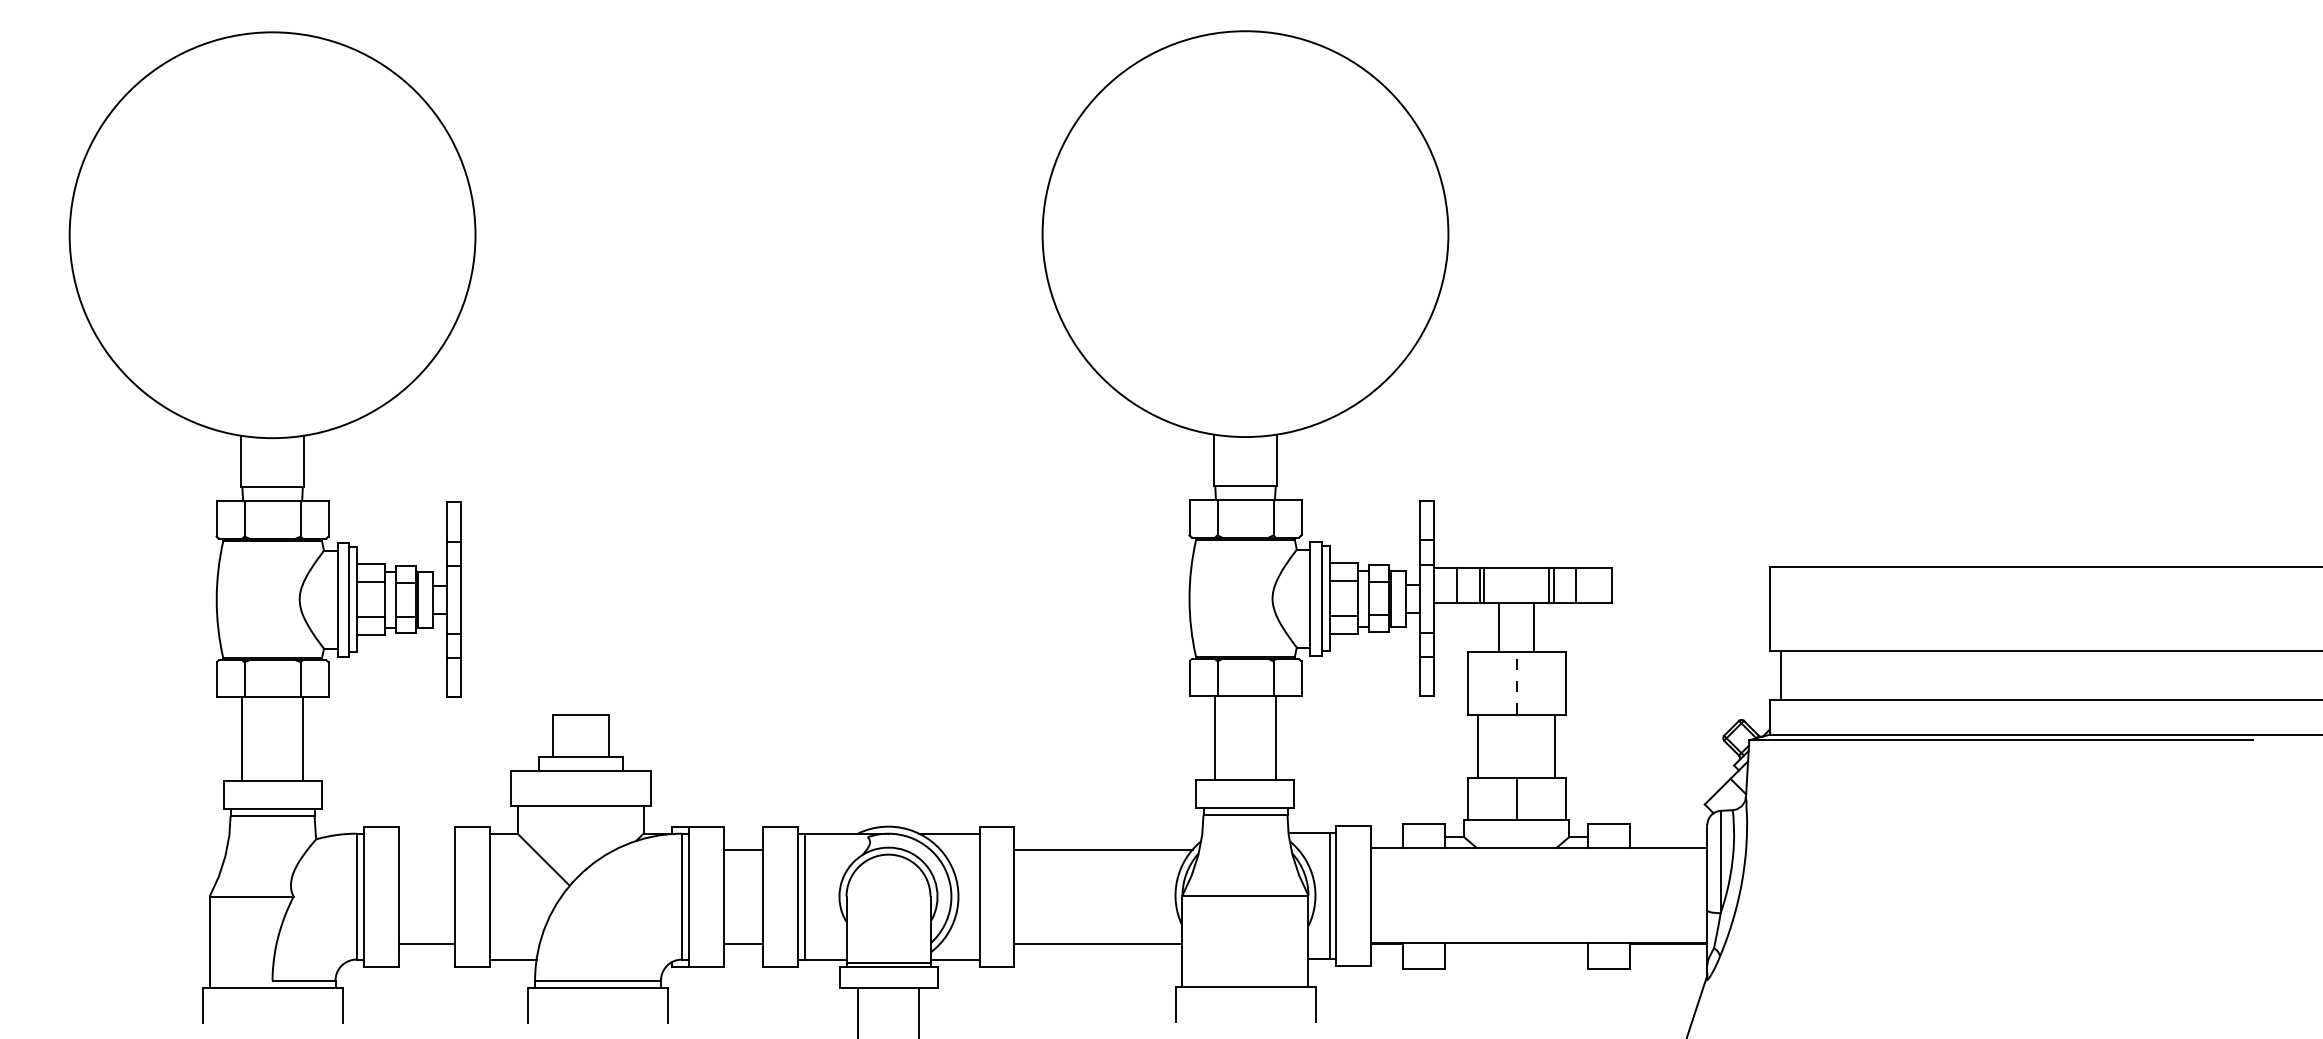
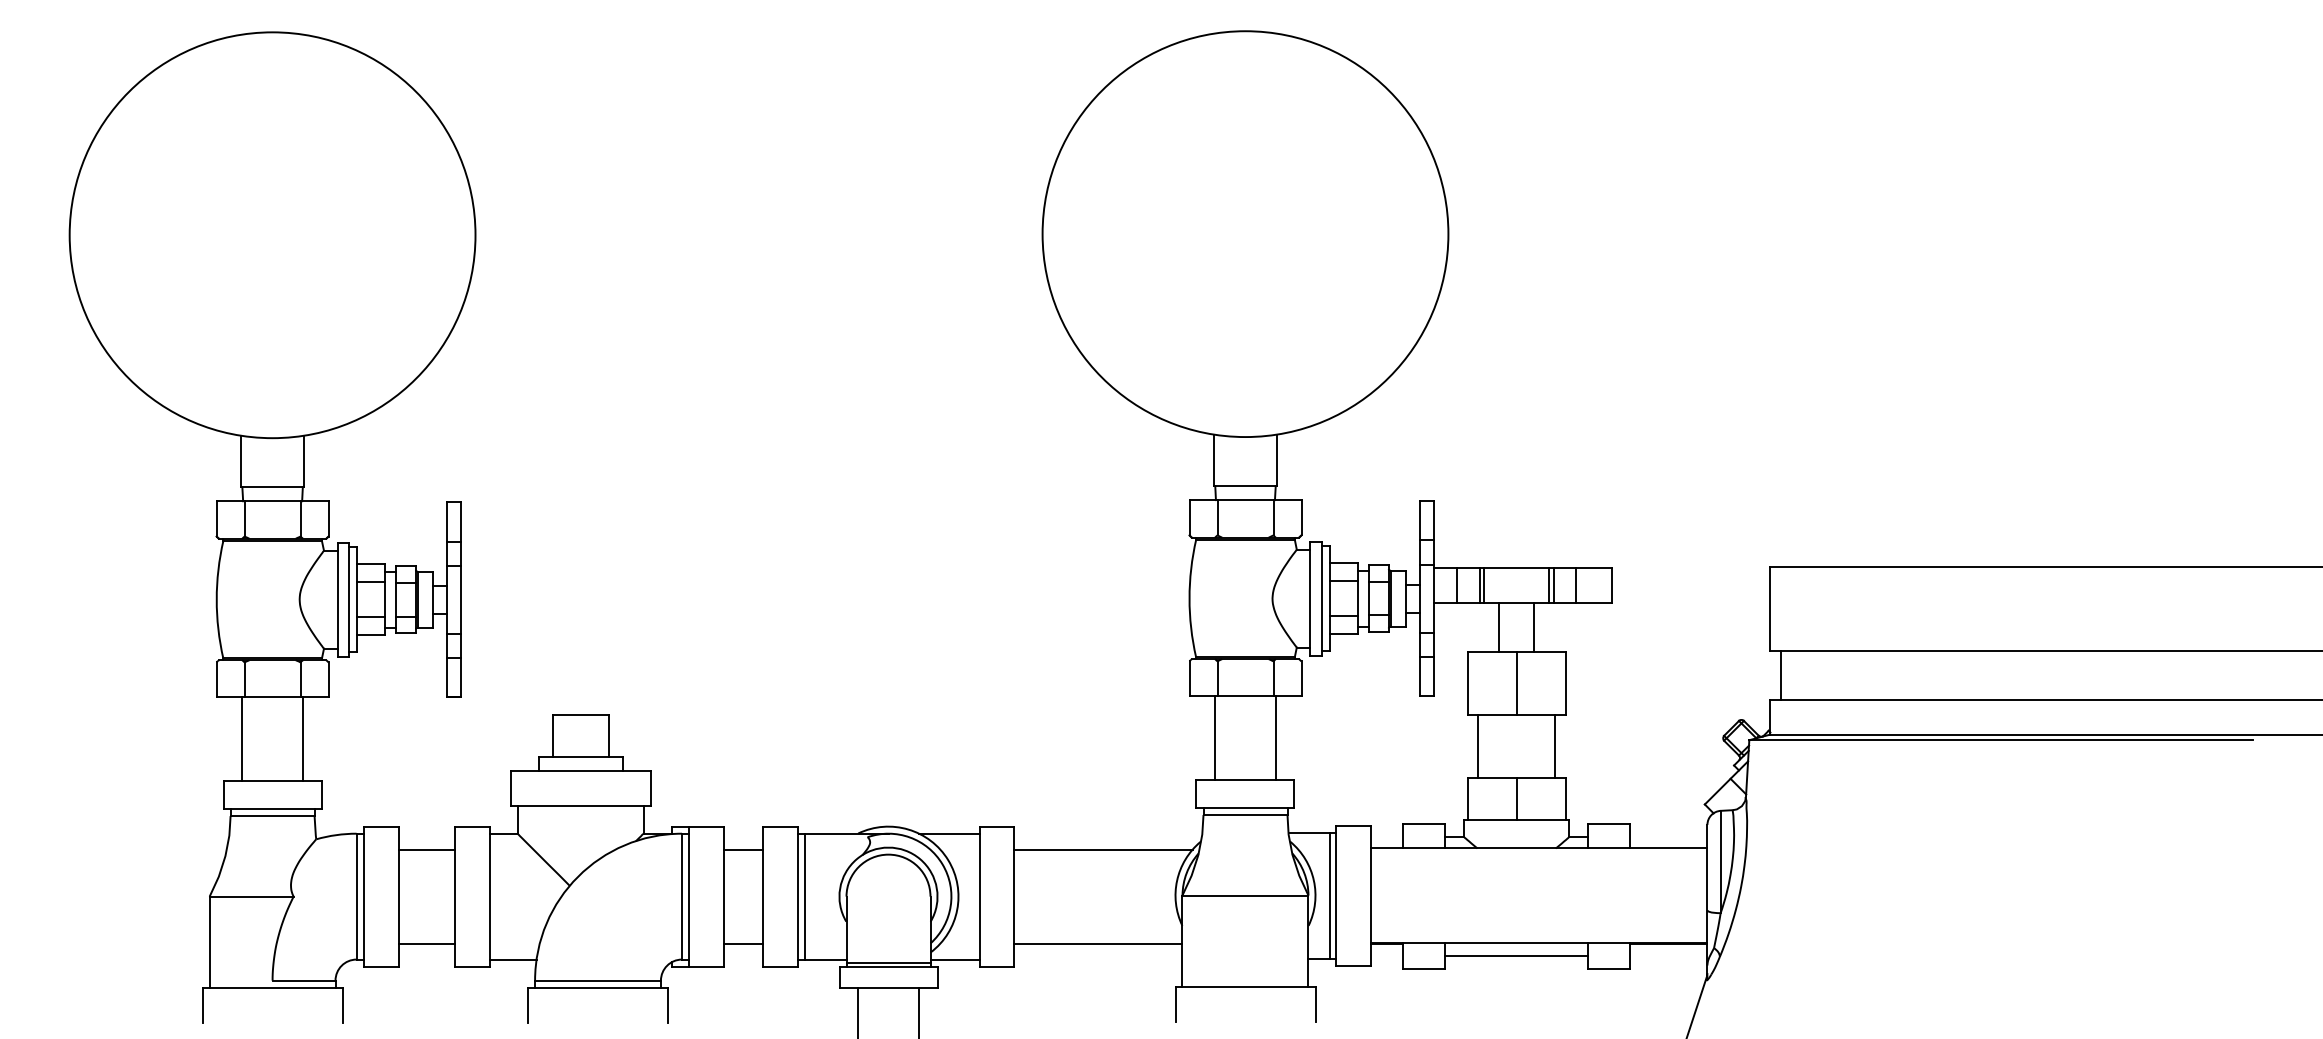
line: dashed -> solid (1516, 683)
line: none -> present (426, 849)
line: none -> present (1516, 956)
